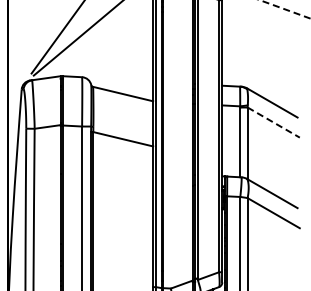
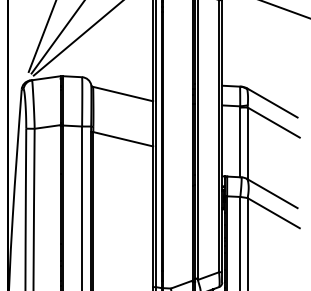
line: dashed -> solid (285, 9)
line: none -> present (41, 37)
line: dashed -> solid (274, 122)
